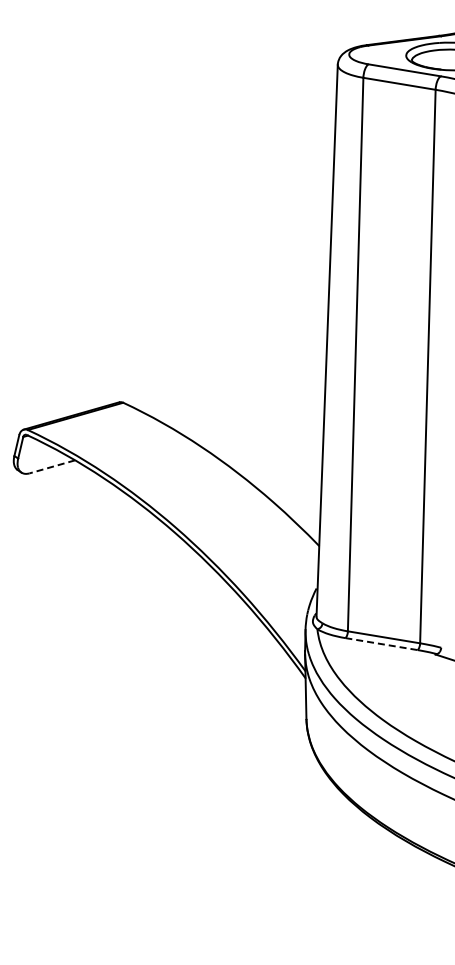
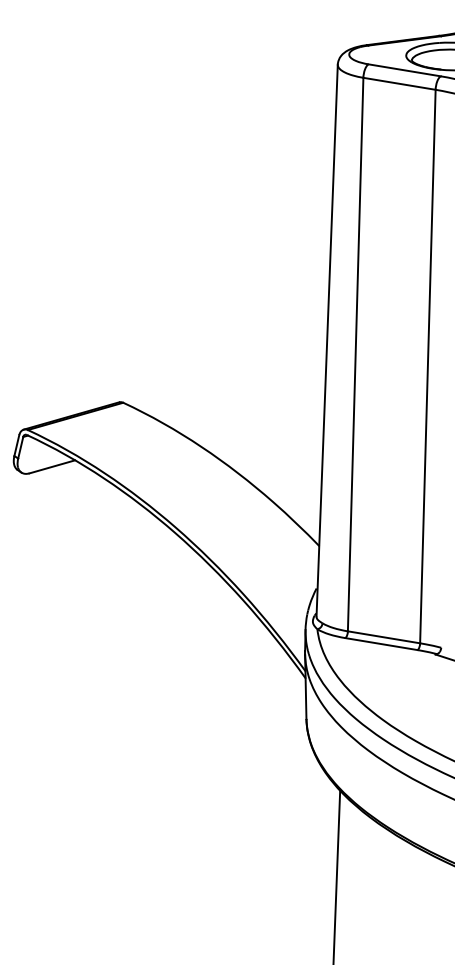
line: dashed -> solid (52, 466)
line: dashed -> solid (381, 644)
line: none -> present (336, 875)
